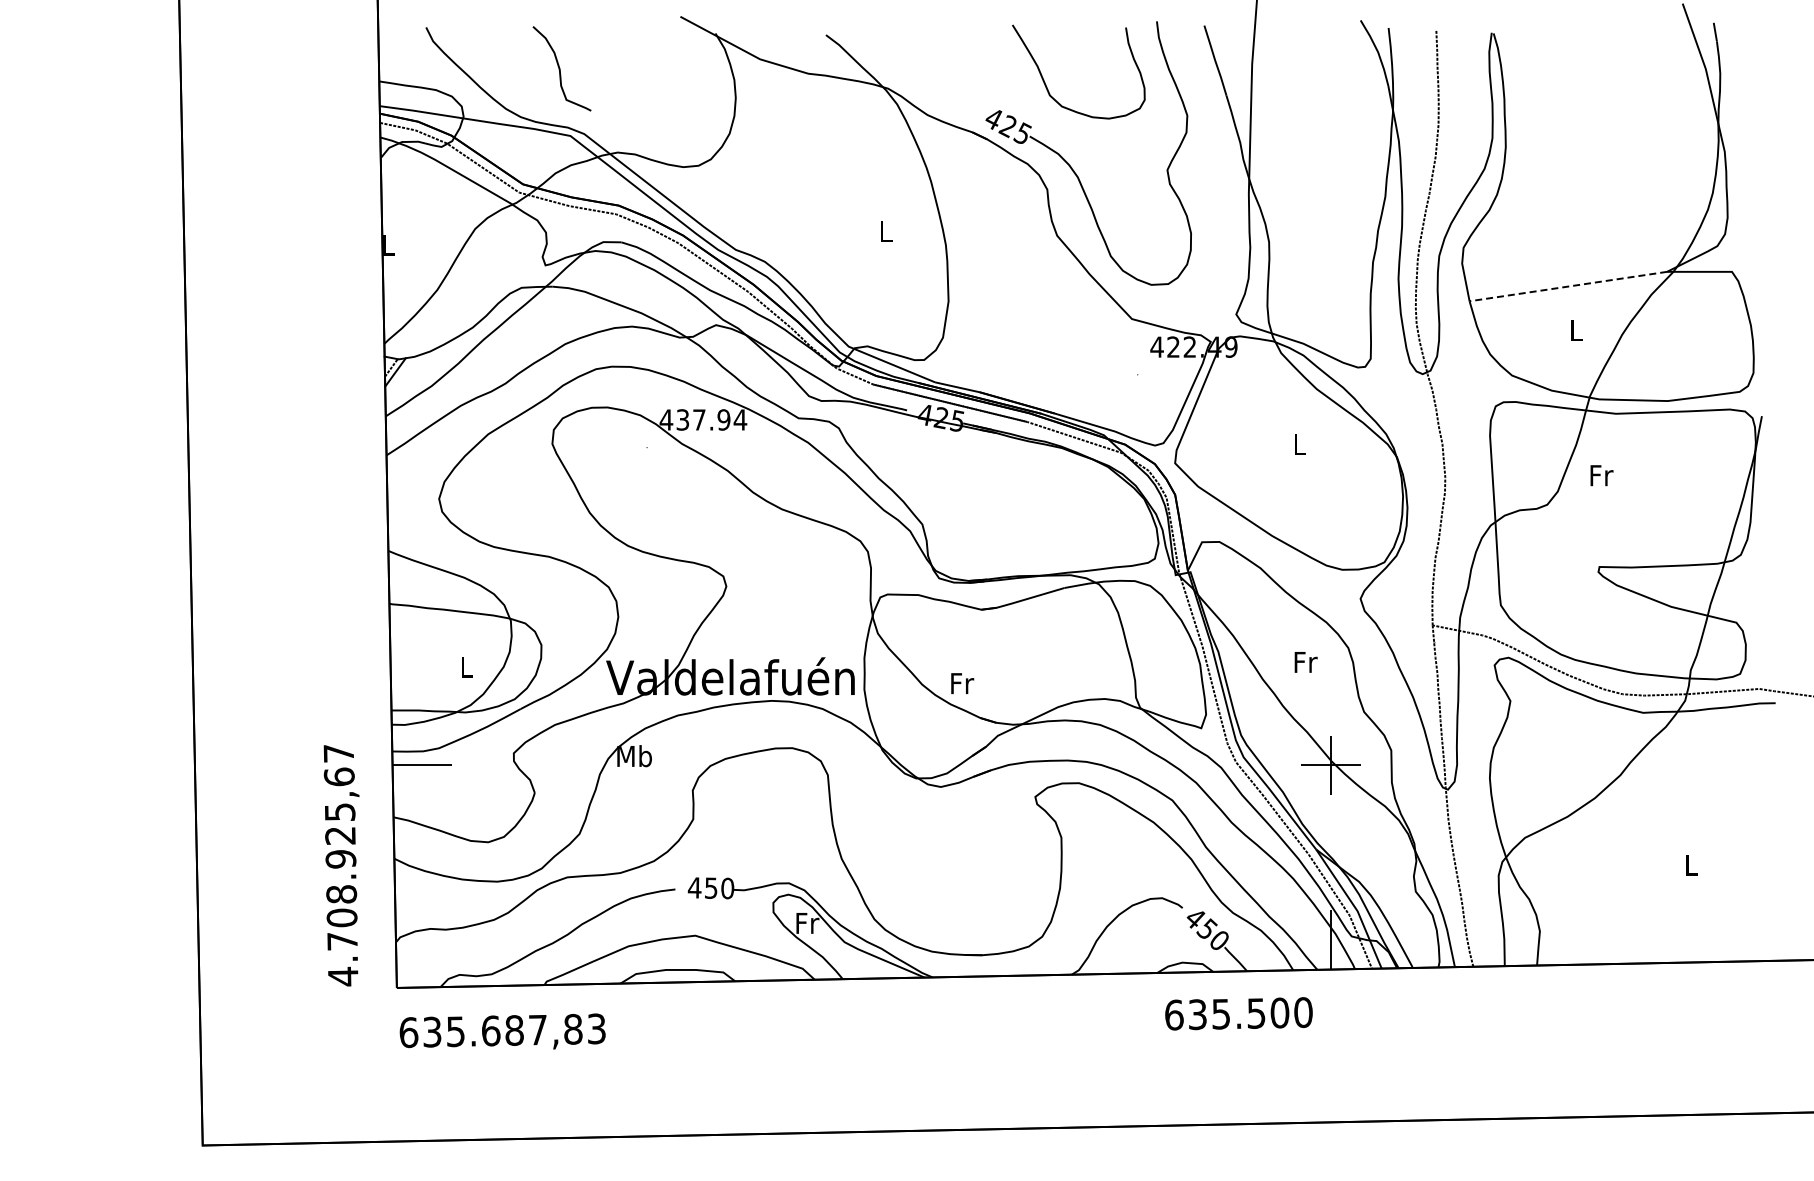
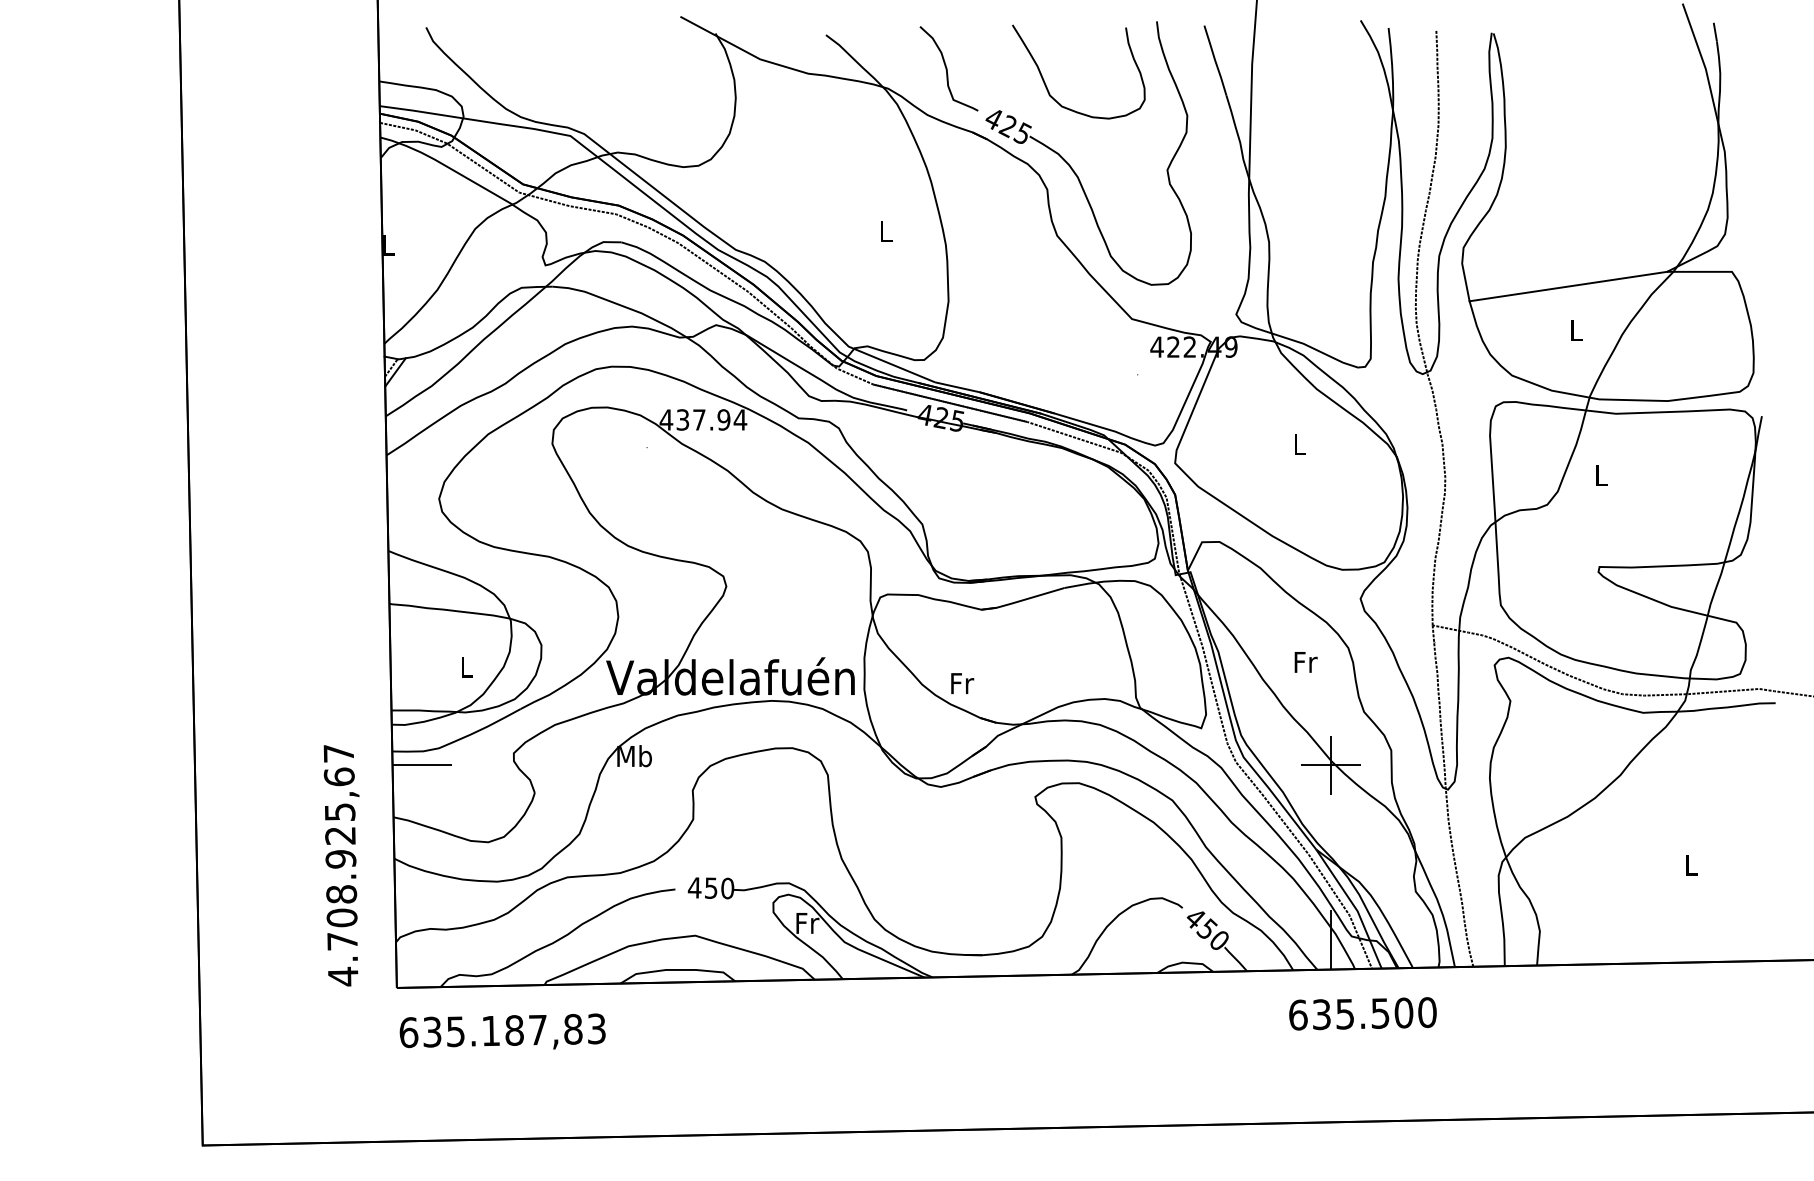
curve position: (560, 68) -> (947, 68) (947, 68)
line: dashed -> solid (1568, 286)
text: Fr -> L (1601, 475)
text position: (1238, 1013) -> (1362, 1013) (1362, 1013)
text: 635.687,83 -> 635.187,83 (491, 1030)
